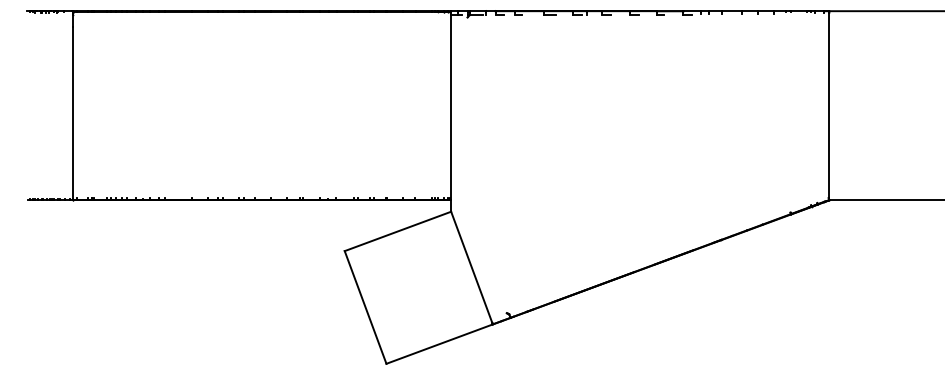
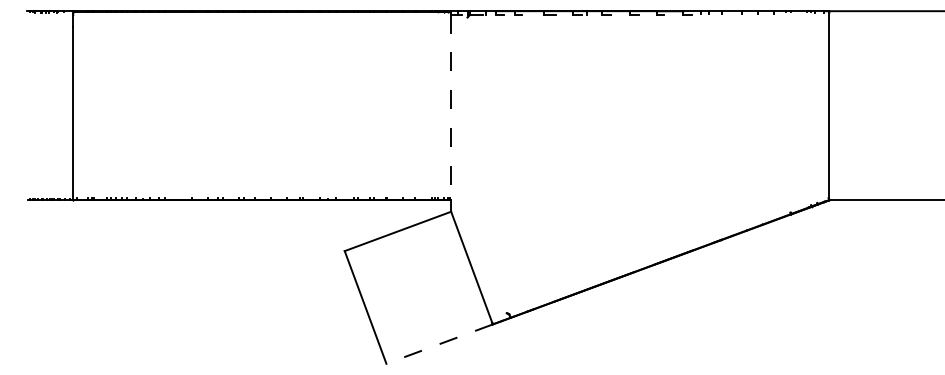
line: solid -> dashed (451, 107)
line: solid -> dashed (439, 344)
